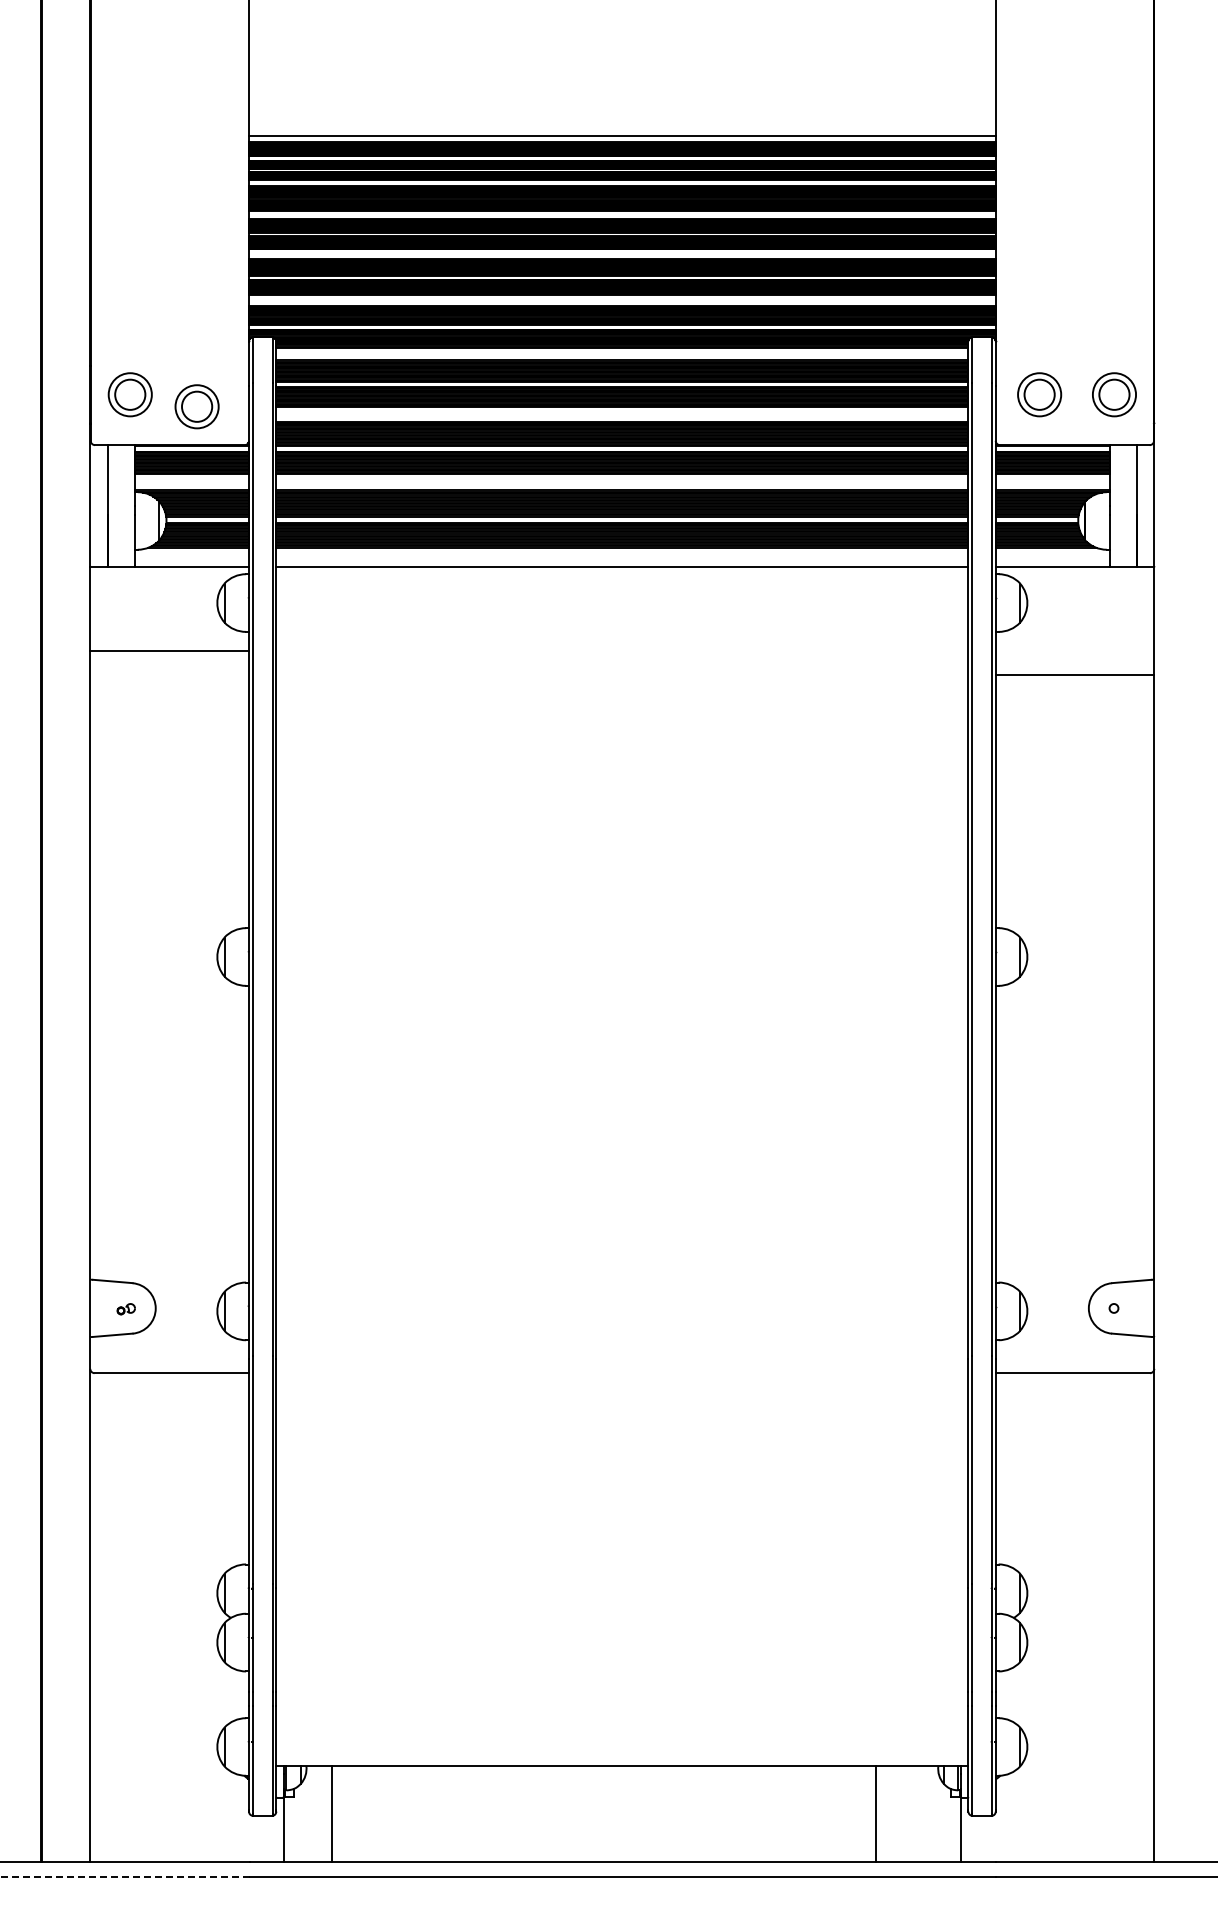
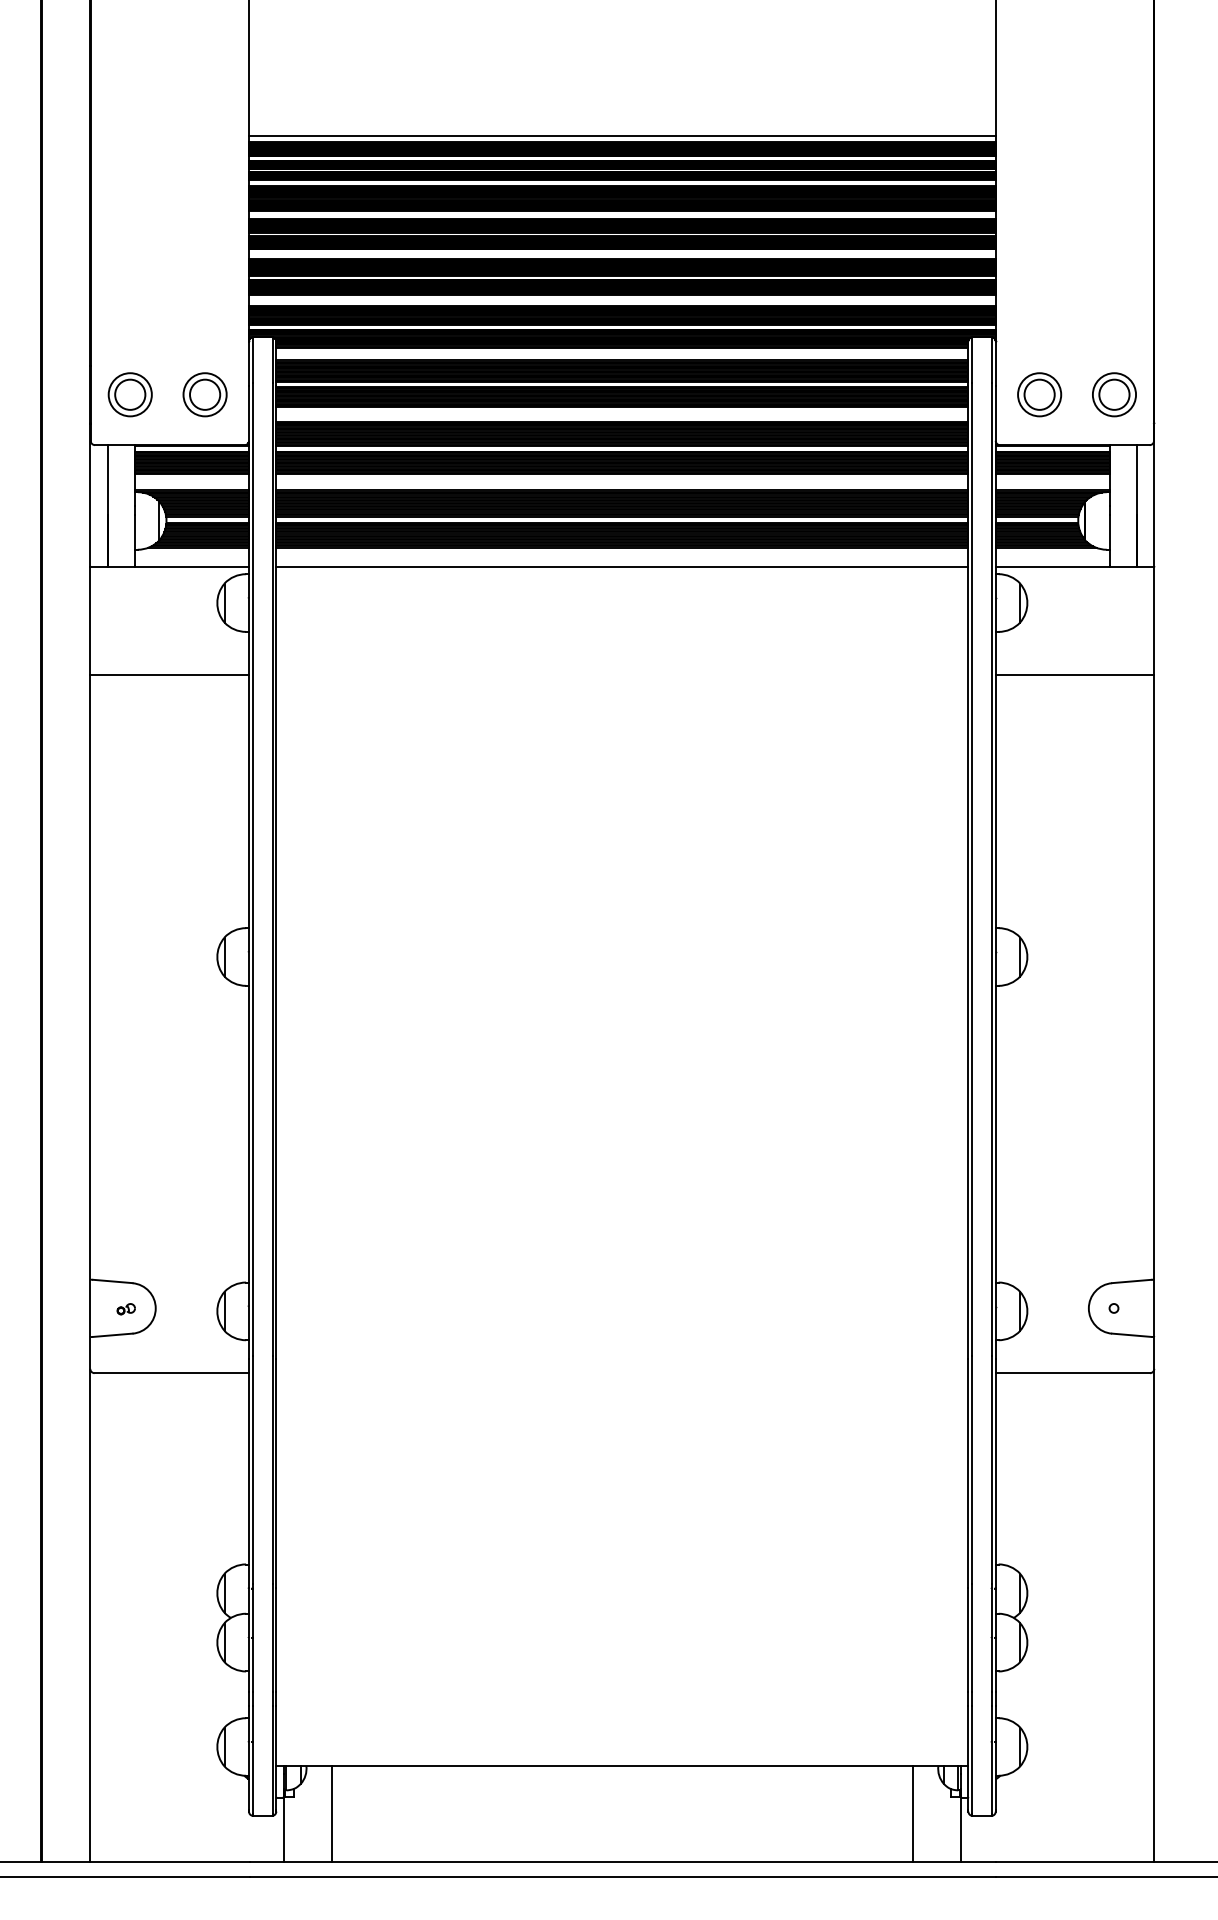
part position: (196, 406) -> (204, 394) (204, 394)
line position: (169, 651) -> (169, 675) (169, 675)
line position: (875, 1813) -> (912, 1813) (912, 1813)
line: dashed -> solid (125, 1876)
